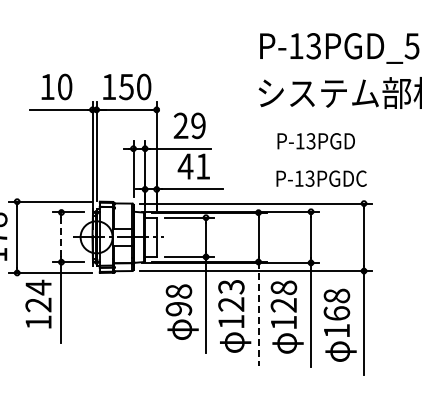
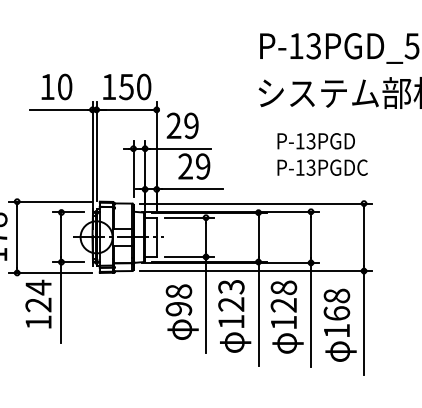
text position: (189, 125) -> (182, 125) (182, 125)
text: 41 -> 29 (193, 166)
text position: (321, 178) -> (322, 167) (322, 167)
line: dashed -> solid (61, 237)
line: dashed -> solid (258, 313)
